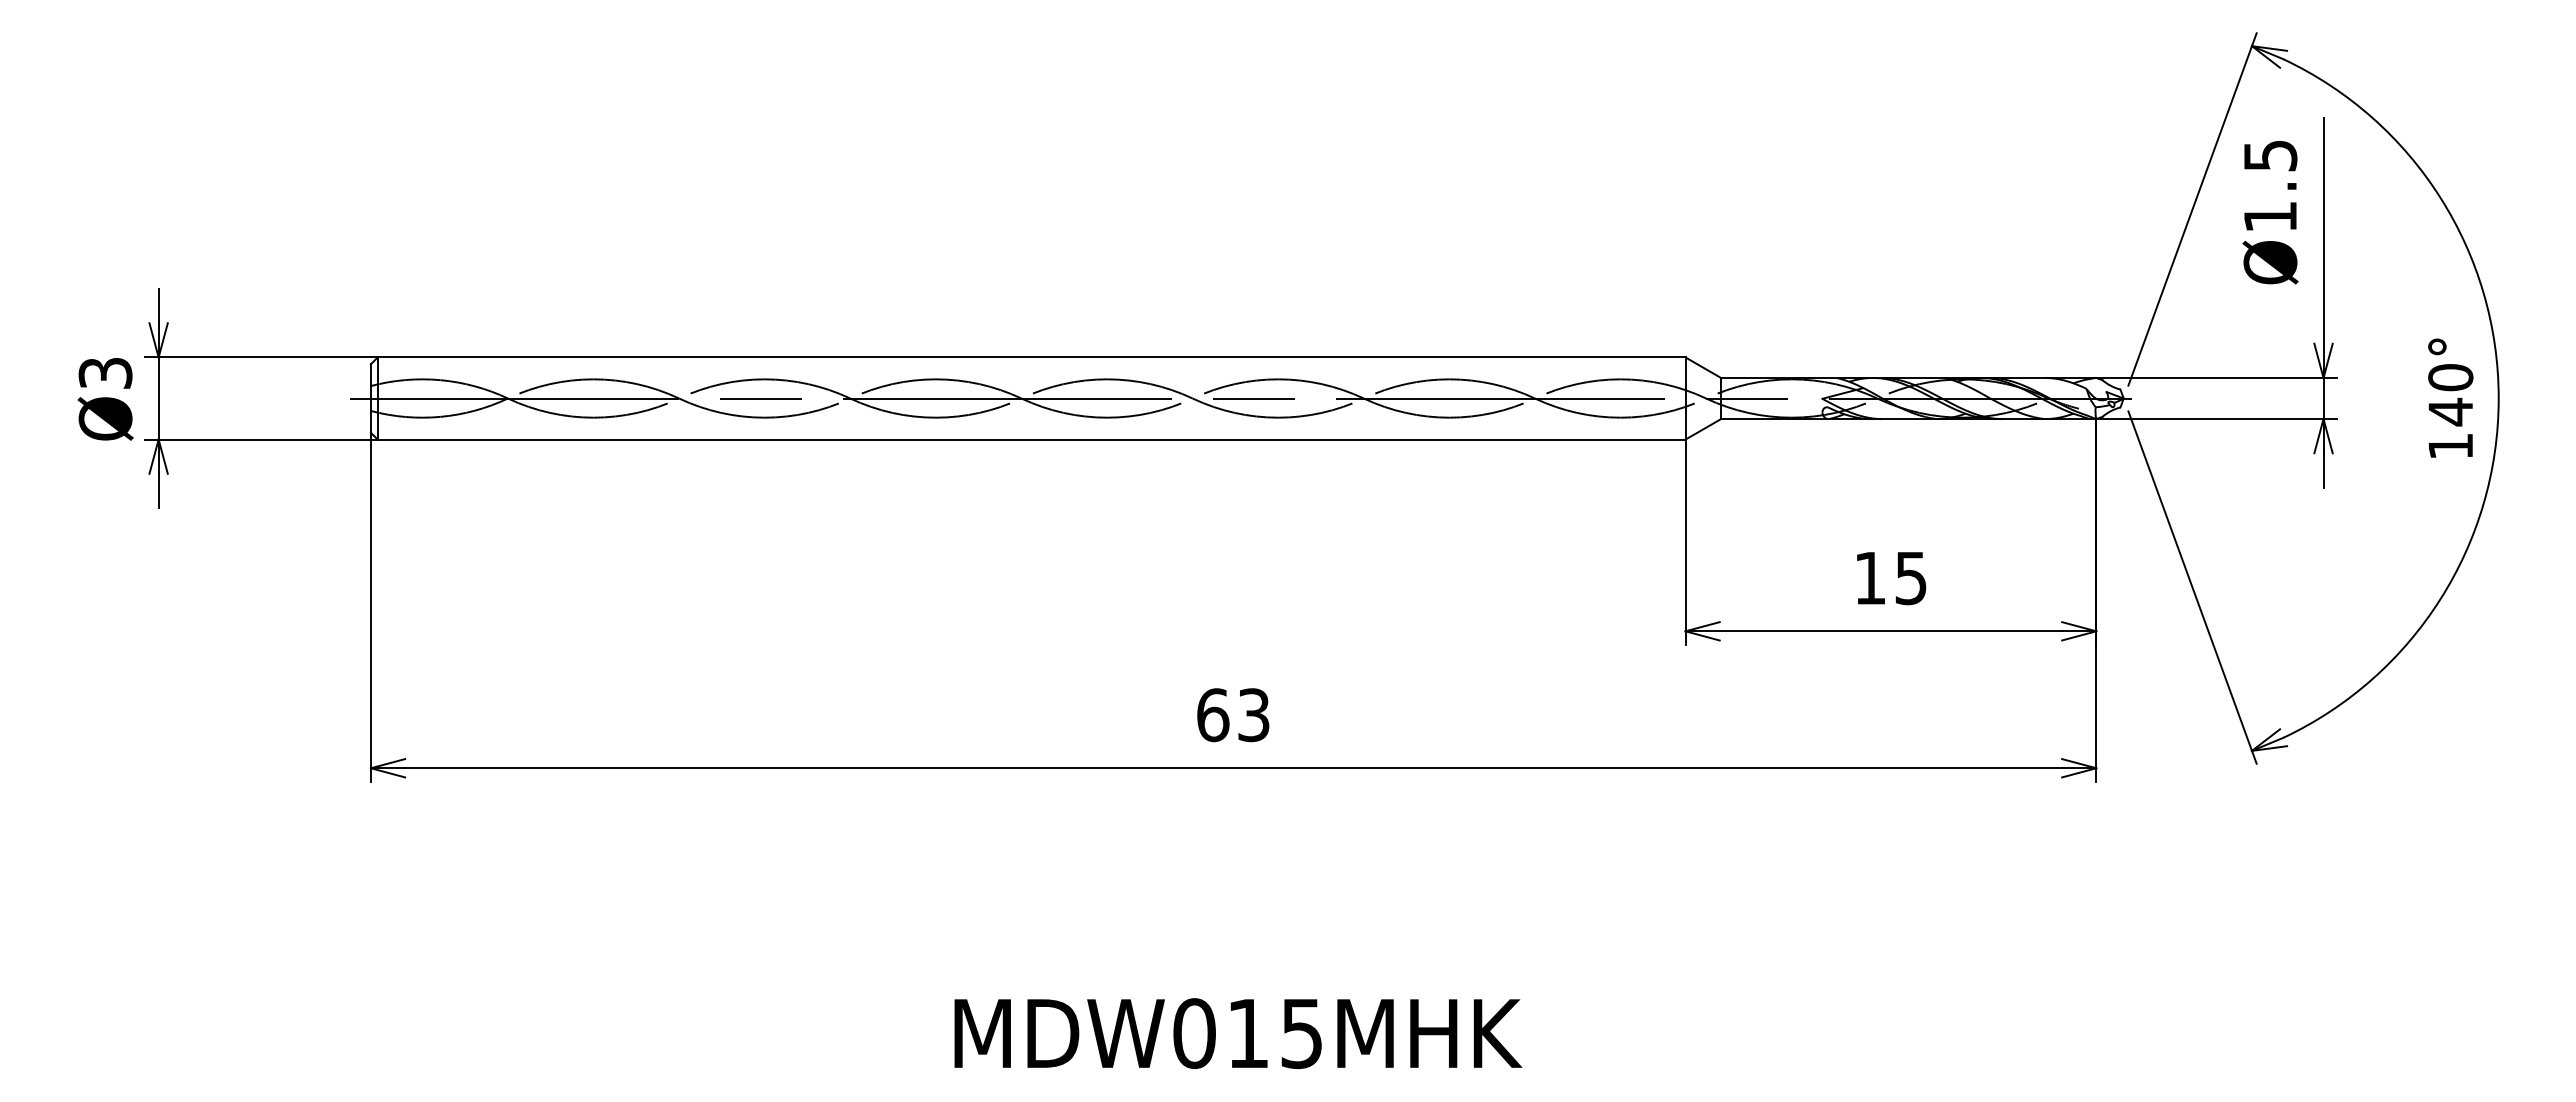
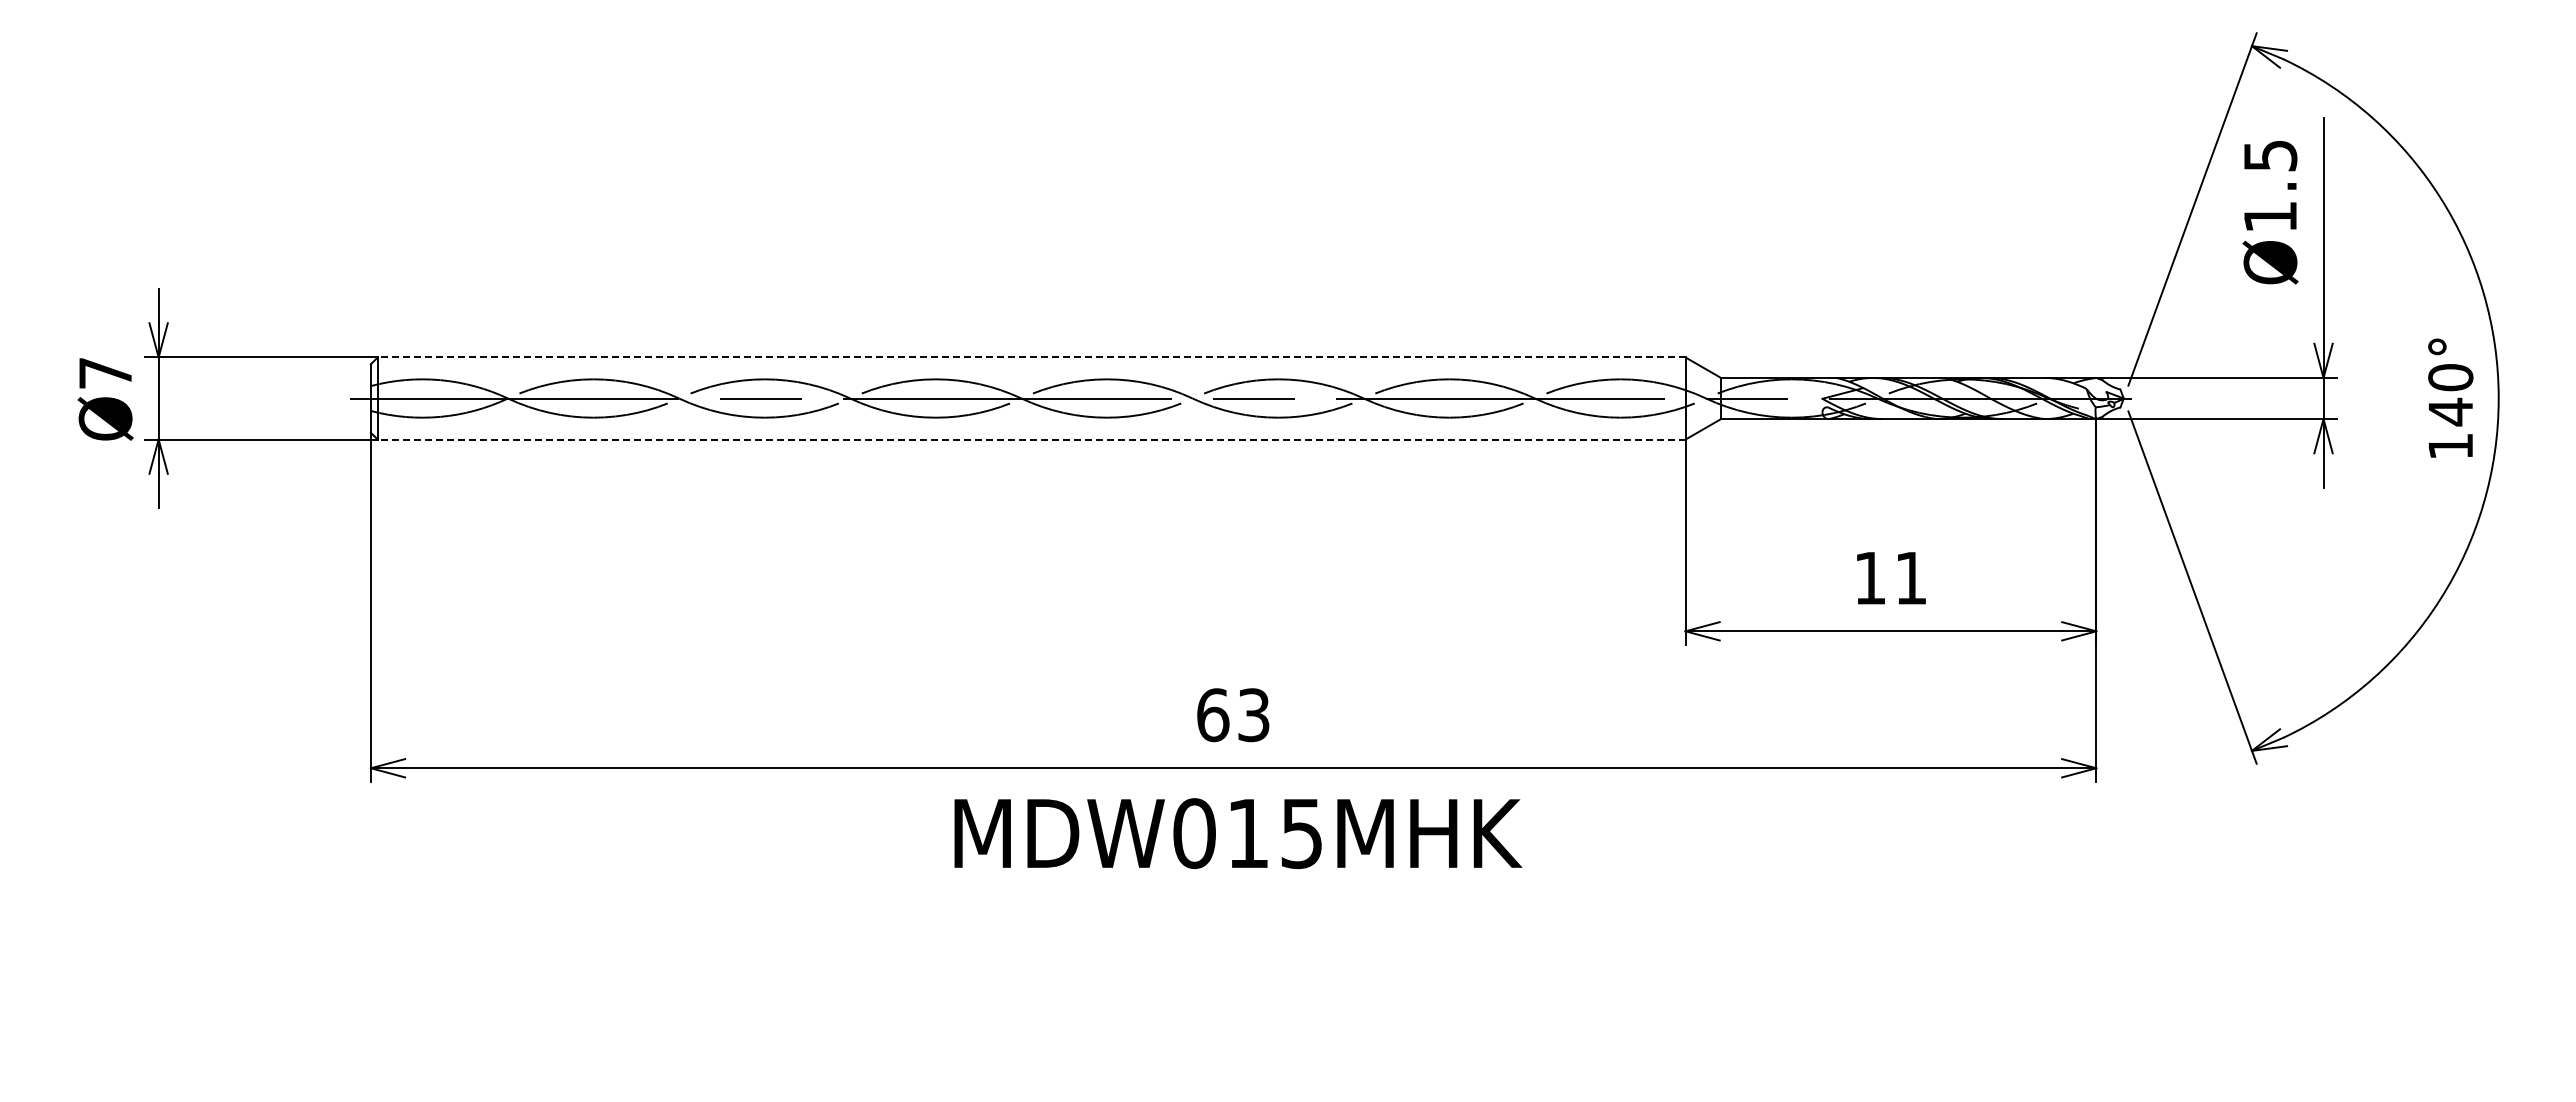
line: solid -> dashed (1031, 357)
text: Ø3 -> Ø7 (105, 373)
line: solid -> dashed (1031, 439)
text: 15 -> 11 (1910, 578)
text position: (1238, 1033) -> (1238, 833) (1238, 833)
